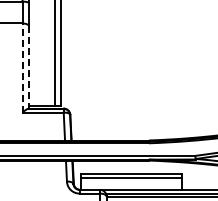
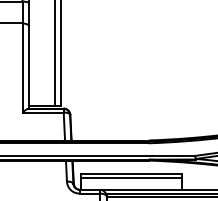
line: dashed -> solid (28, 67)
line: dashed -> solid (22, 68)
